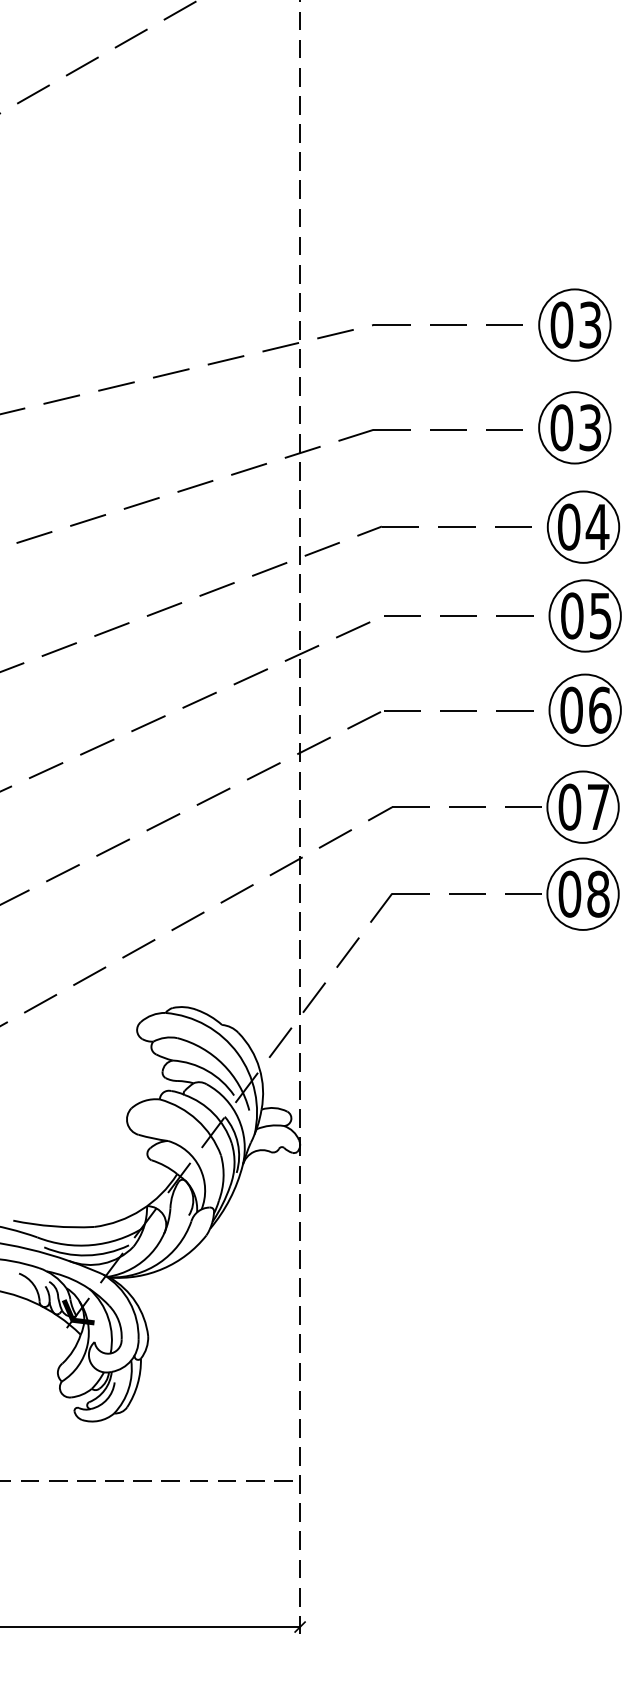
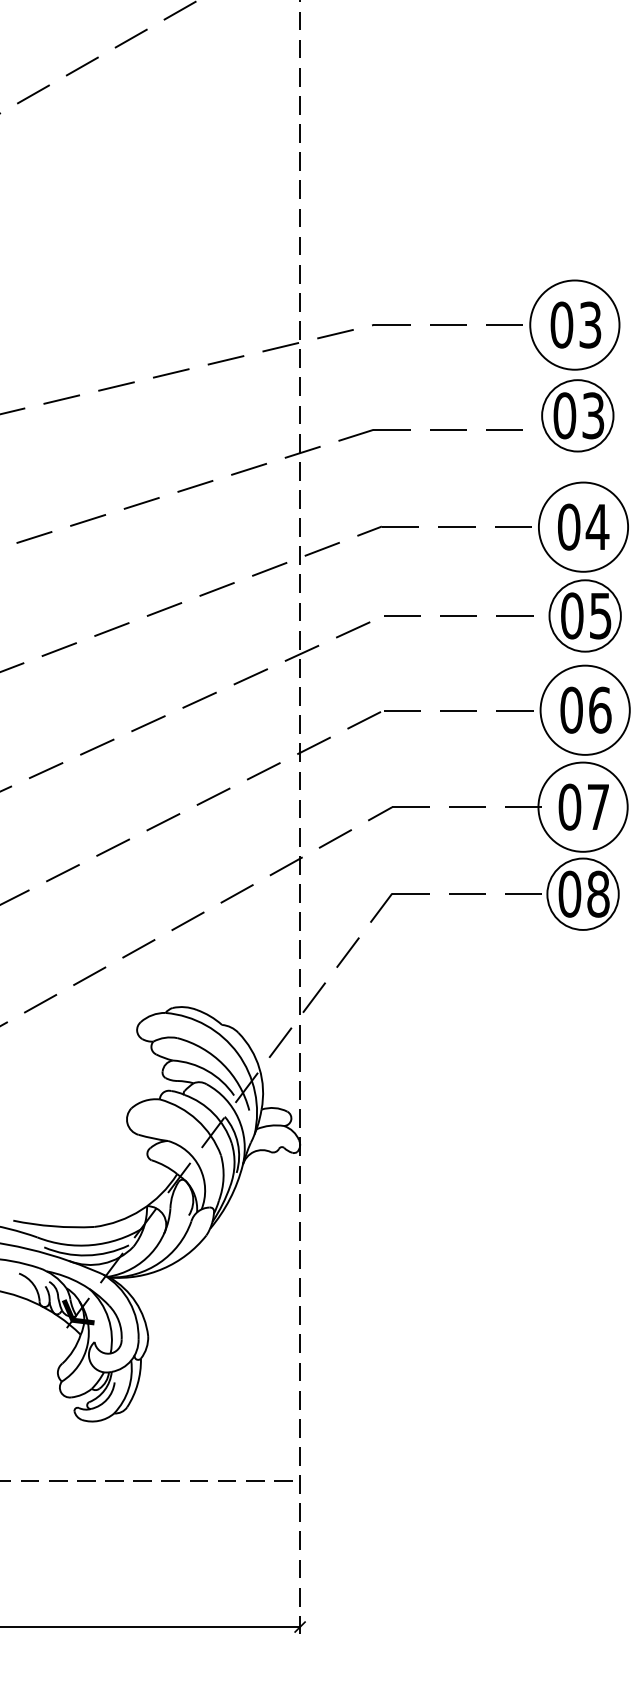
circle diameter: 71 px -> 89 px (574, 324)
part position: (574, 427) -> (577, 415) (577, 415)
circle diameter: 71 px -> 89 px (583, 526)
circle diameter: 71 px -> 89 px (584, 709)
circle diameter: 71 px -> 89 px (582, 806)
